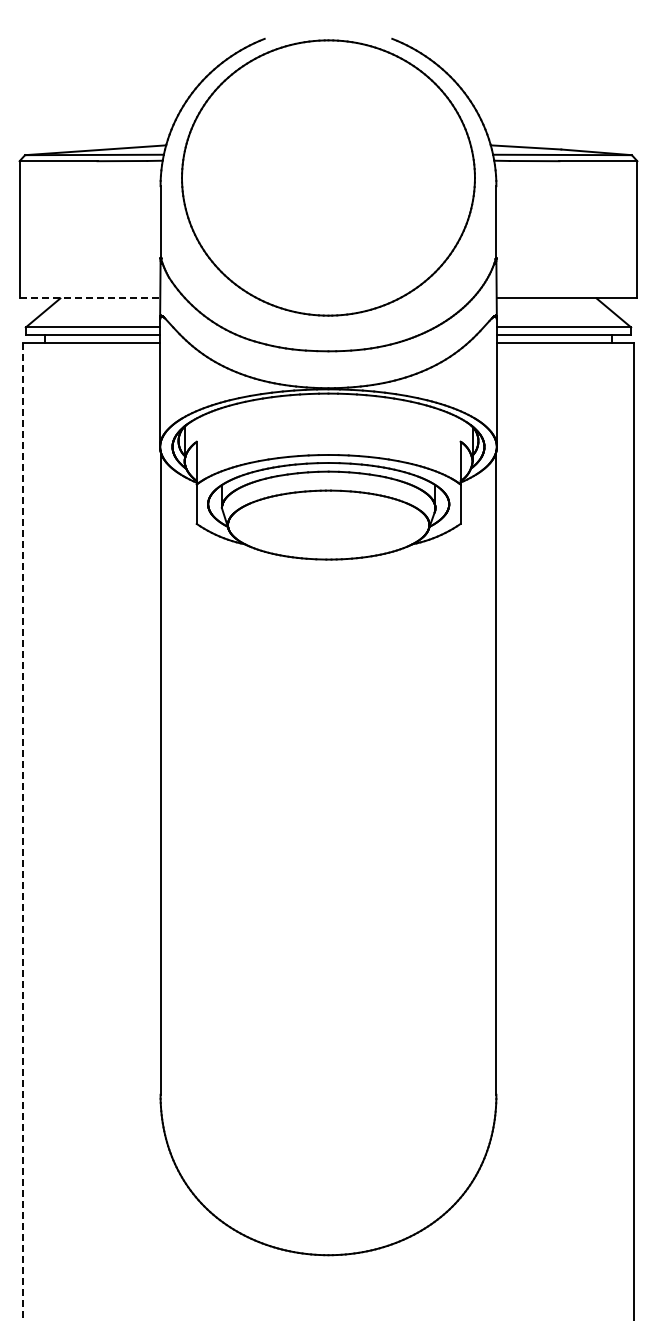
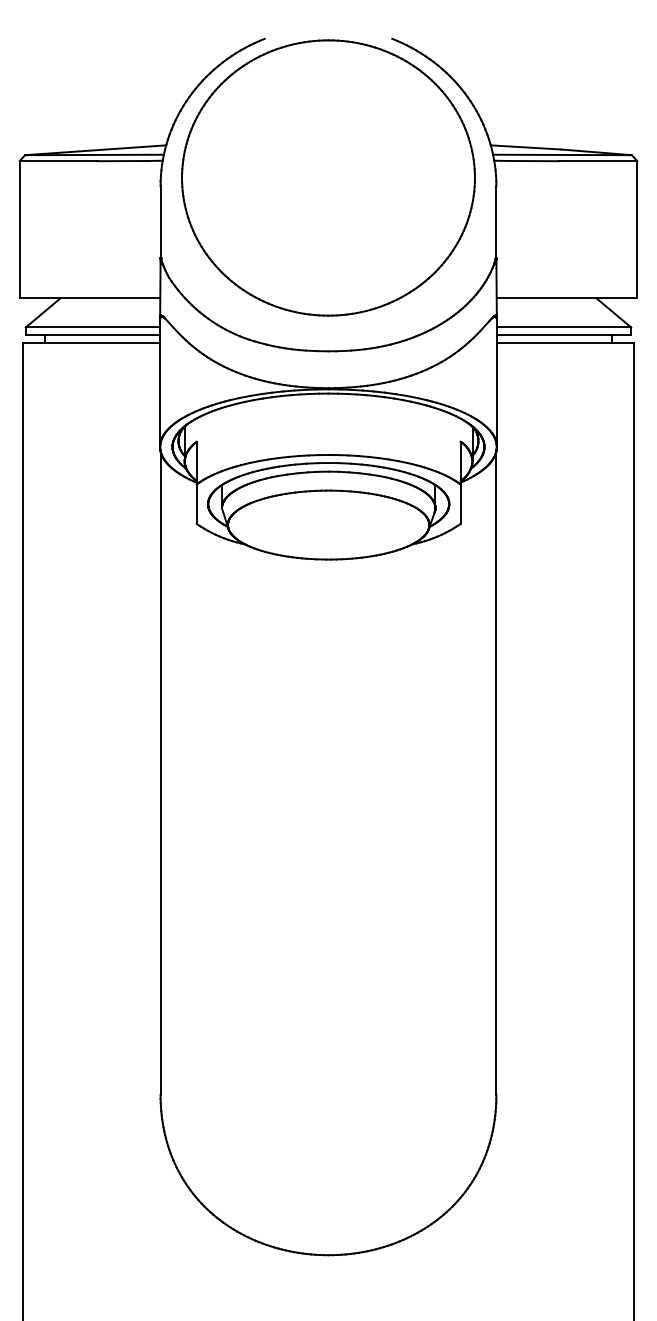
line: dashed -> solid (90, 298)
line: dashed -> solid (22, 831)
